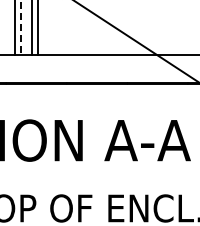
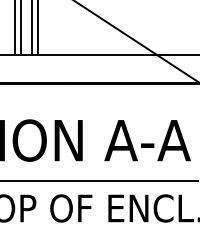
line: dashed -> solid (20, 28)
line: none -> present (99, 181)
